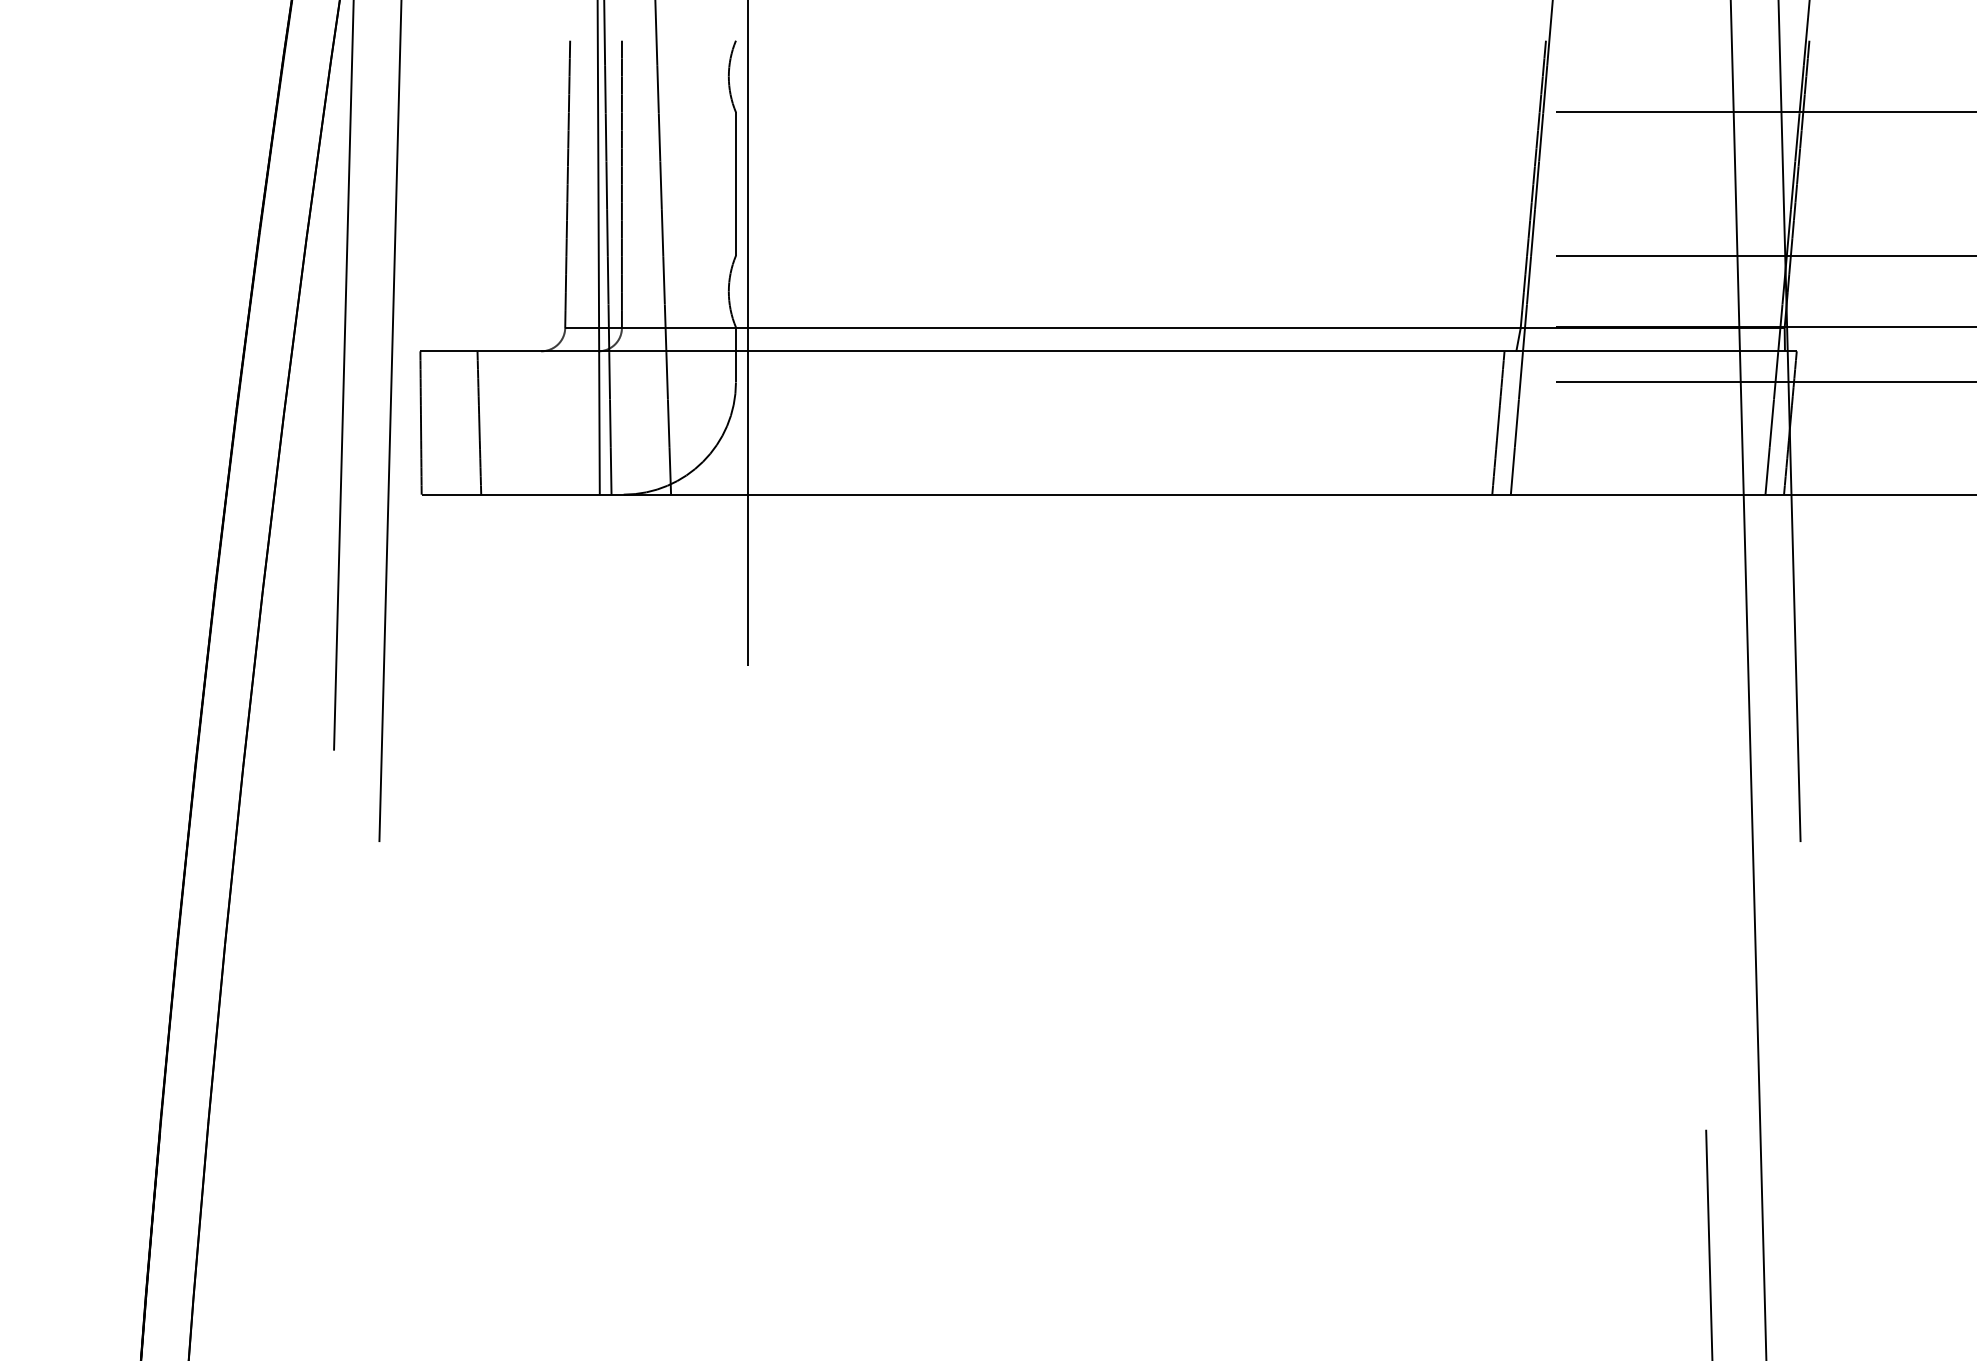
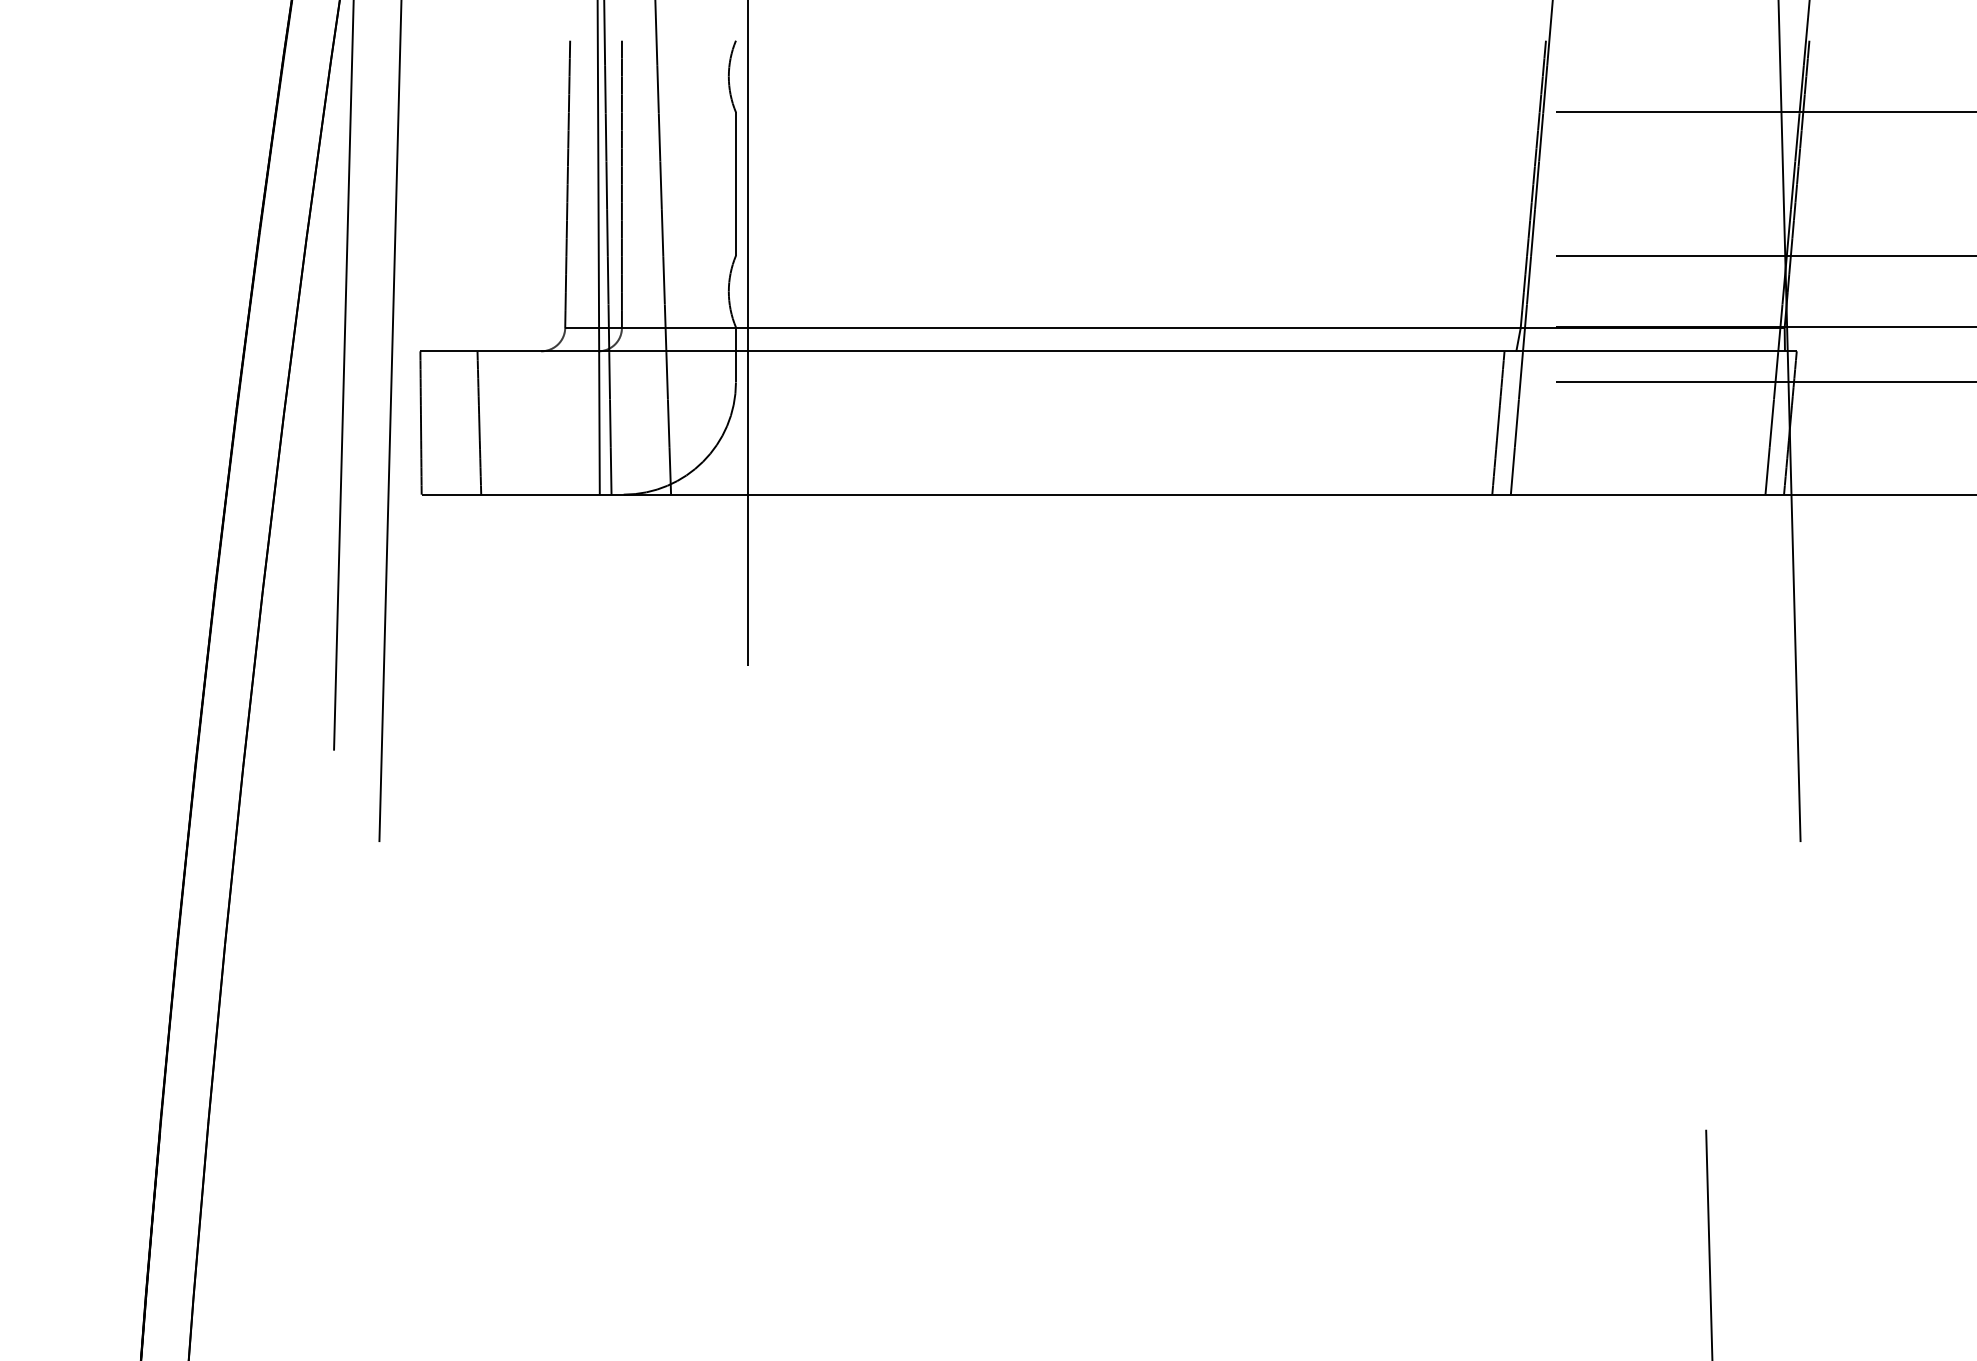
line: present -> none (1748, 679)
